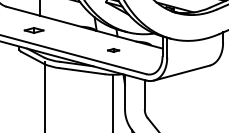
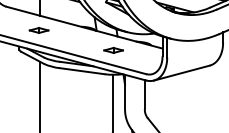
part position: (33, 30) -> (38, 30) (38, 30)
part size: 14x5 px -> 21x7 px (113, 50)
line position: (45, 95) -> (40, 95) (40, 95)
